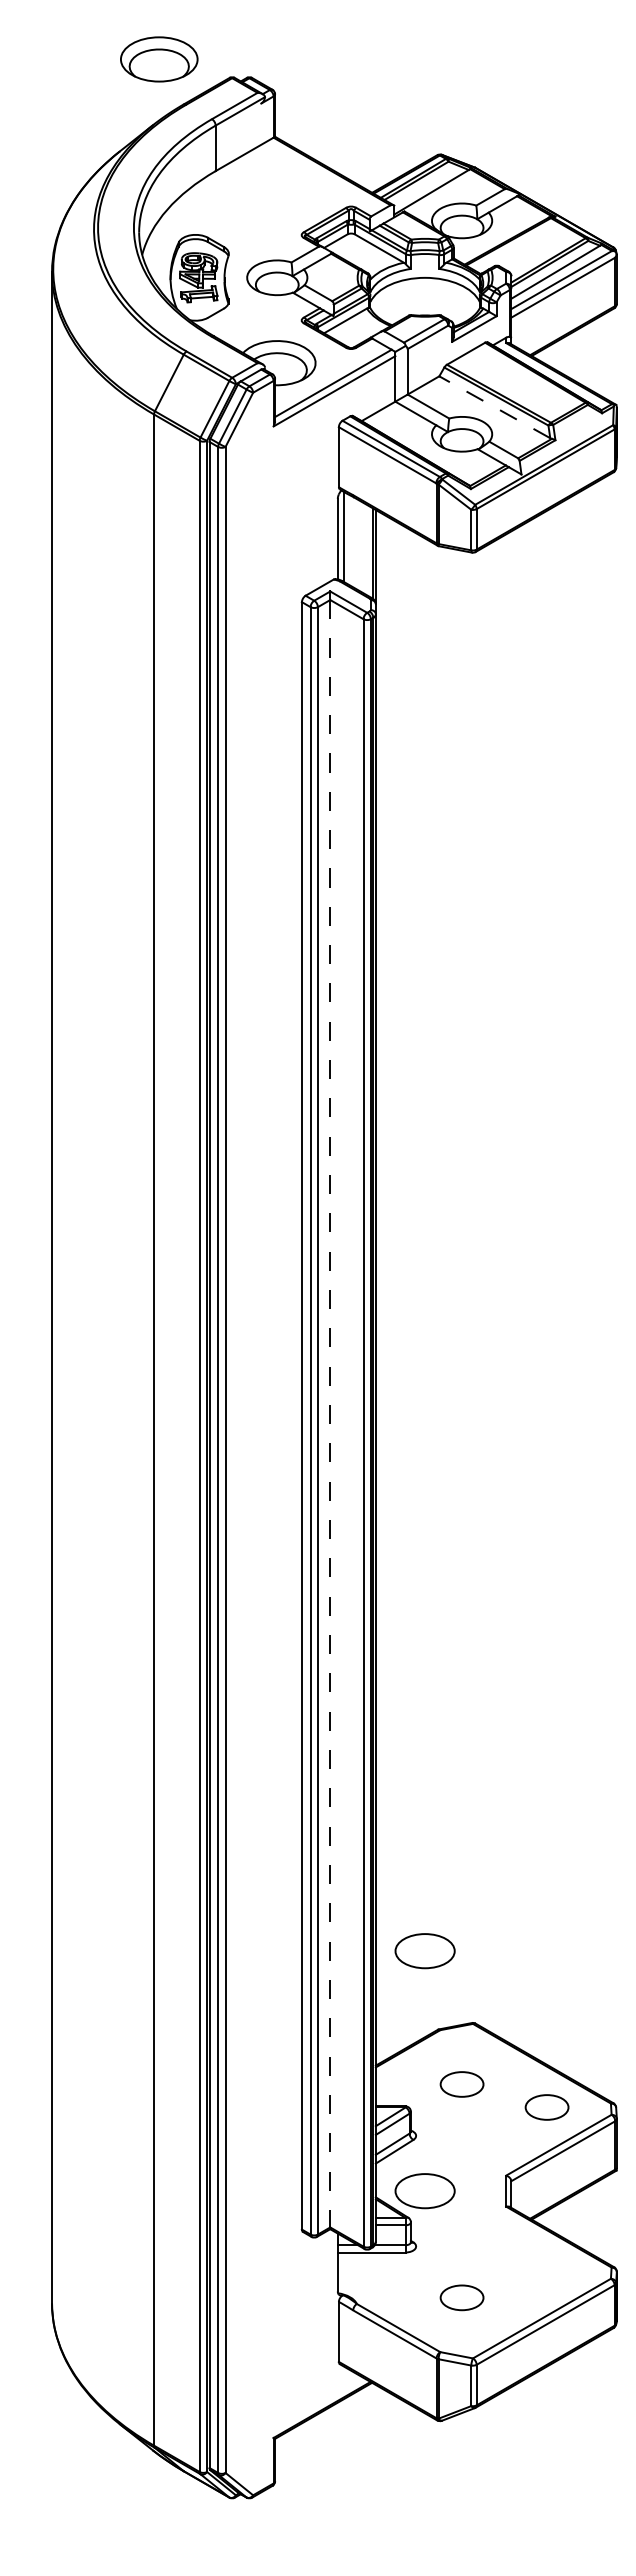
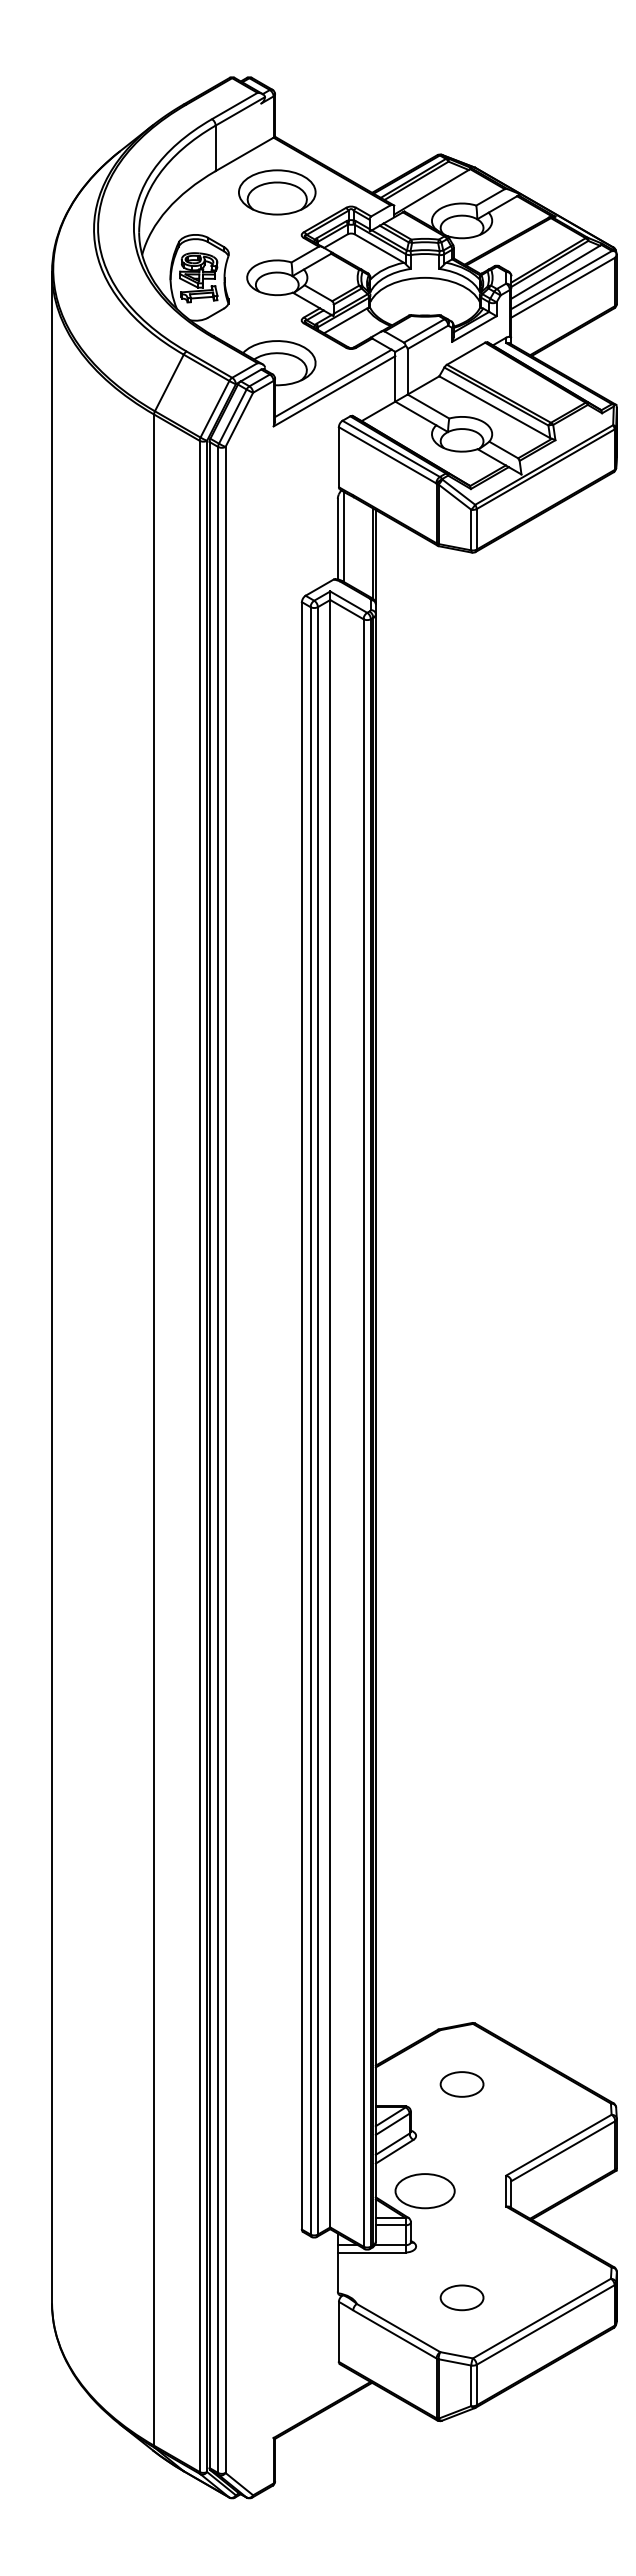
part position: (159, 59) -> (277, 192) (277, 192)
line: dashed -> solid (494, 407)
line: dashed -> solid (330, 1413)
part: present -> none (424, 1951)
part: present -> none (546, 2107)
